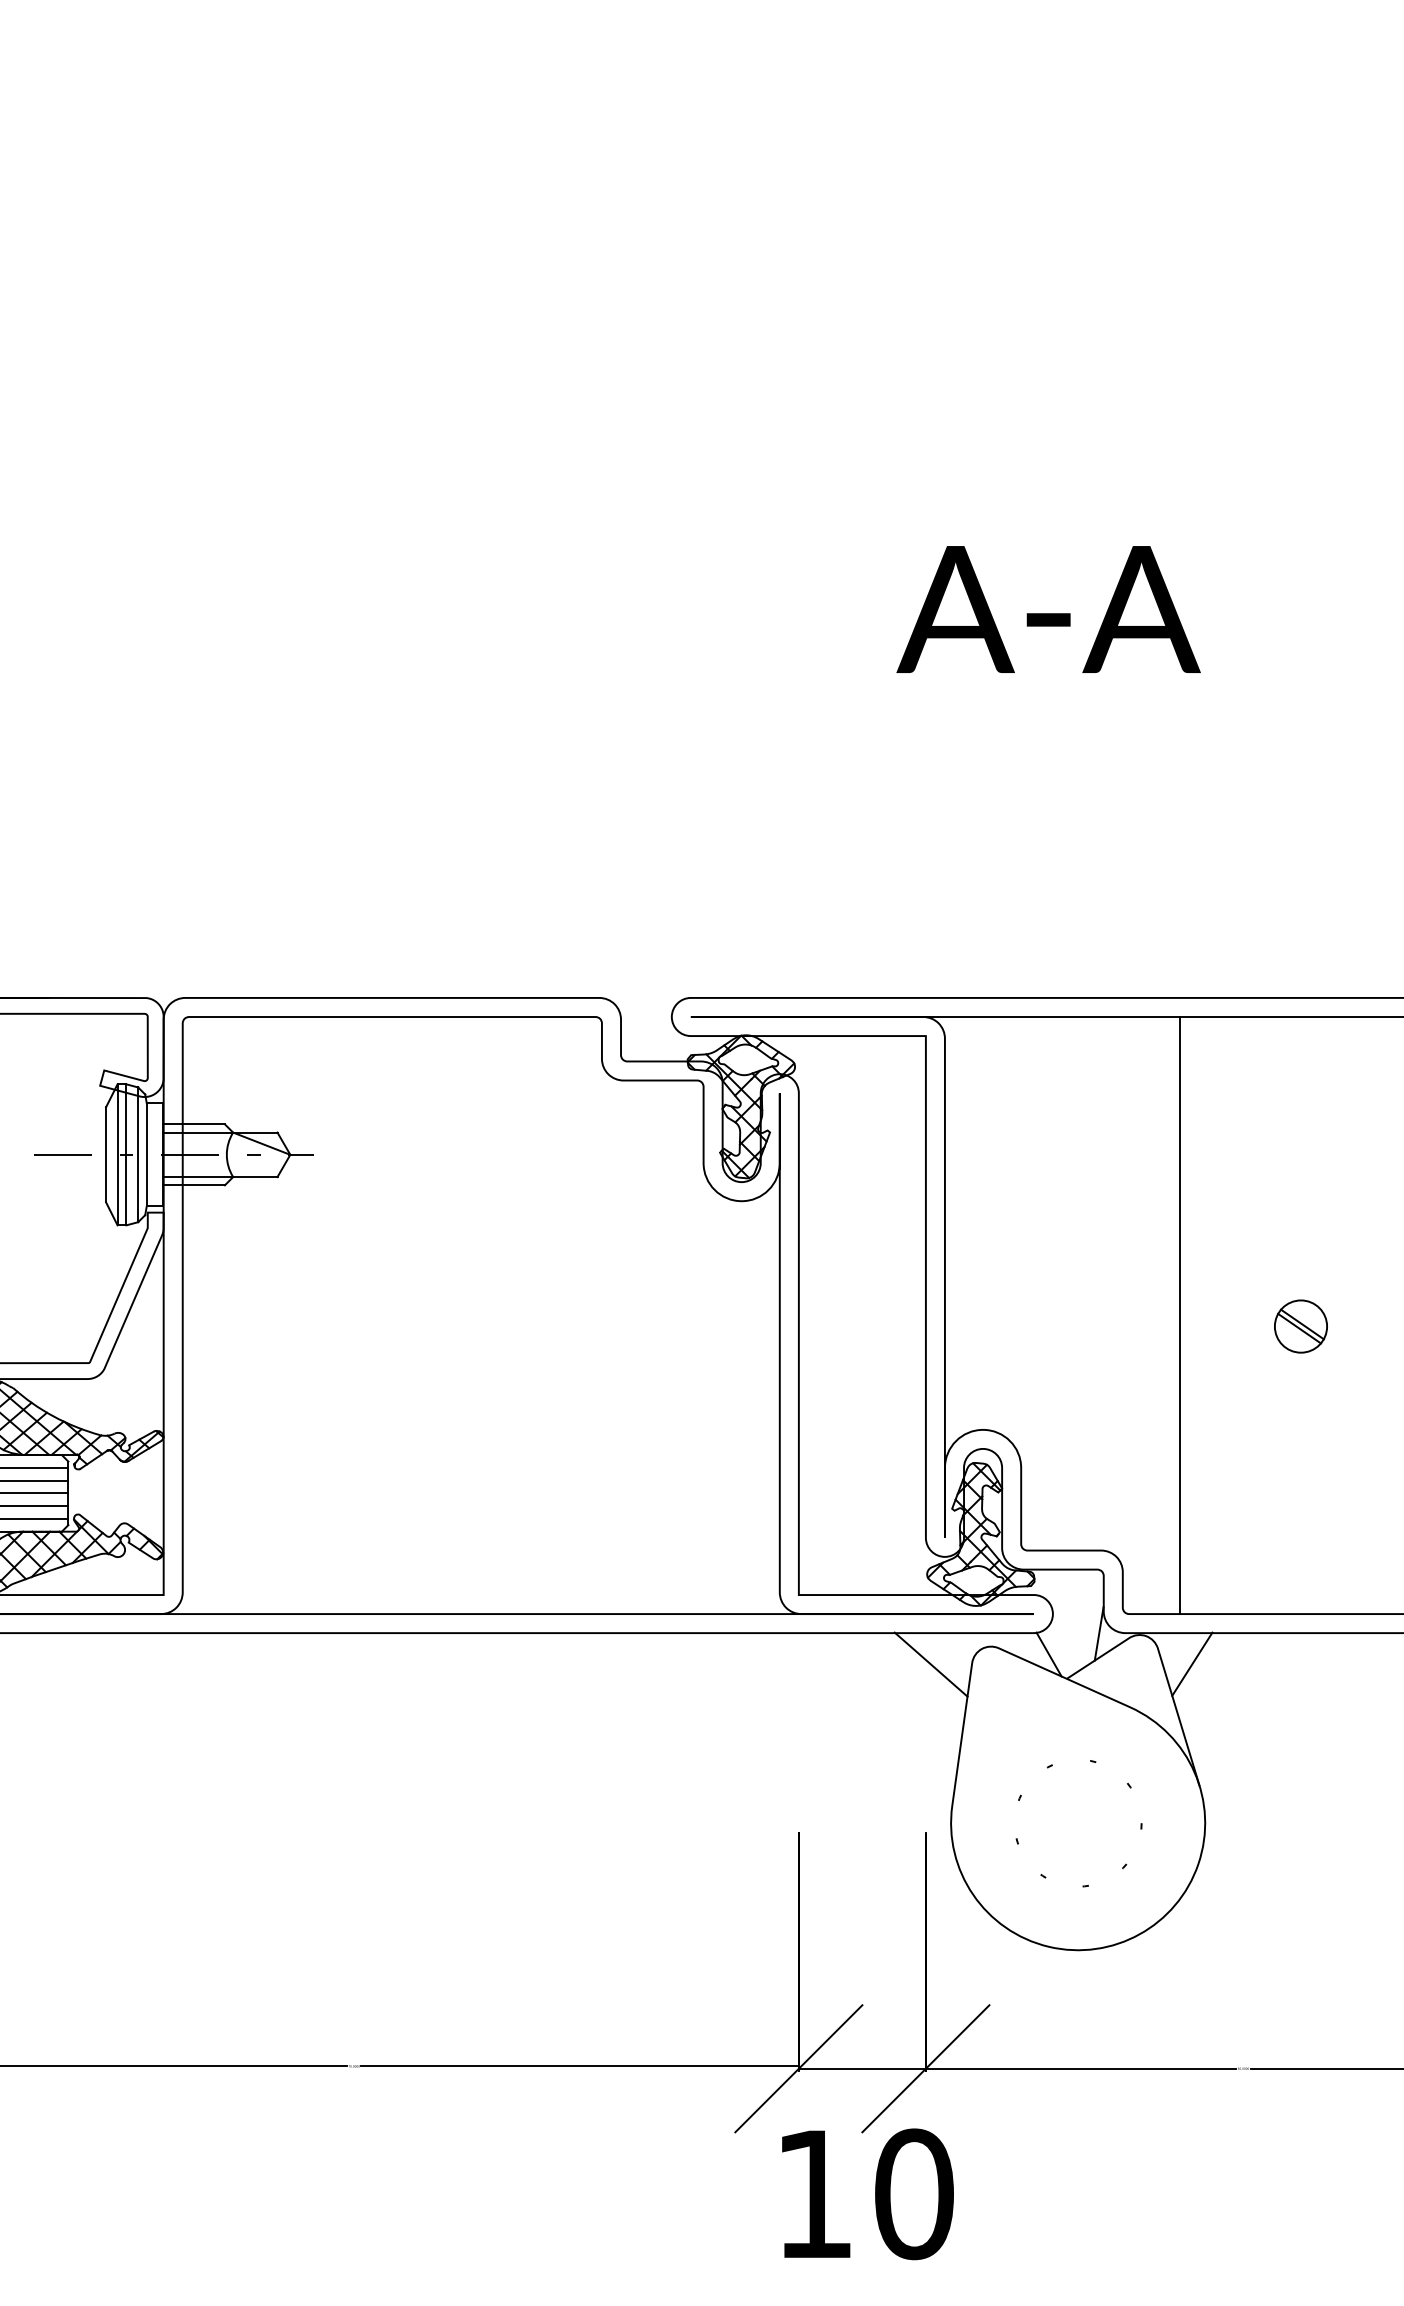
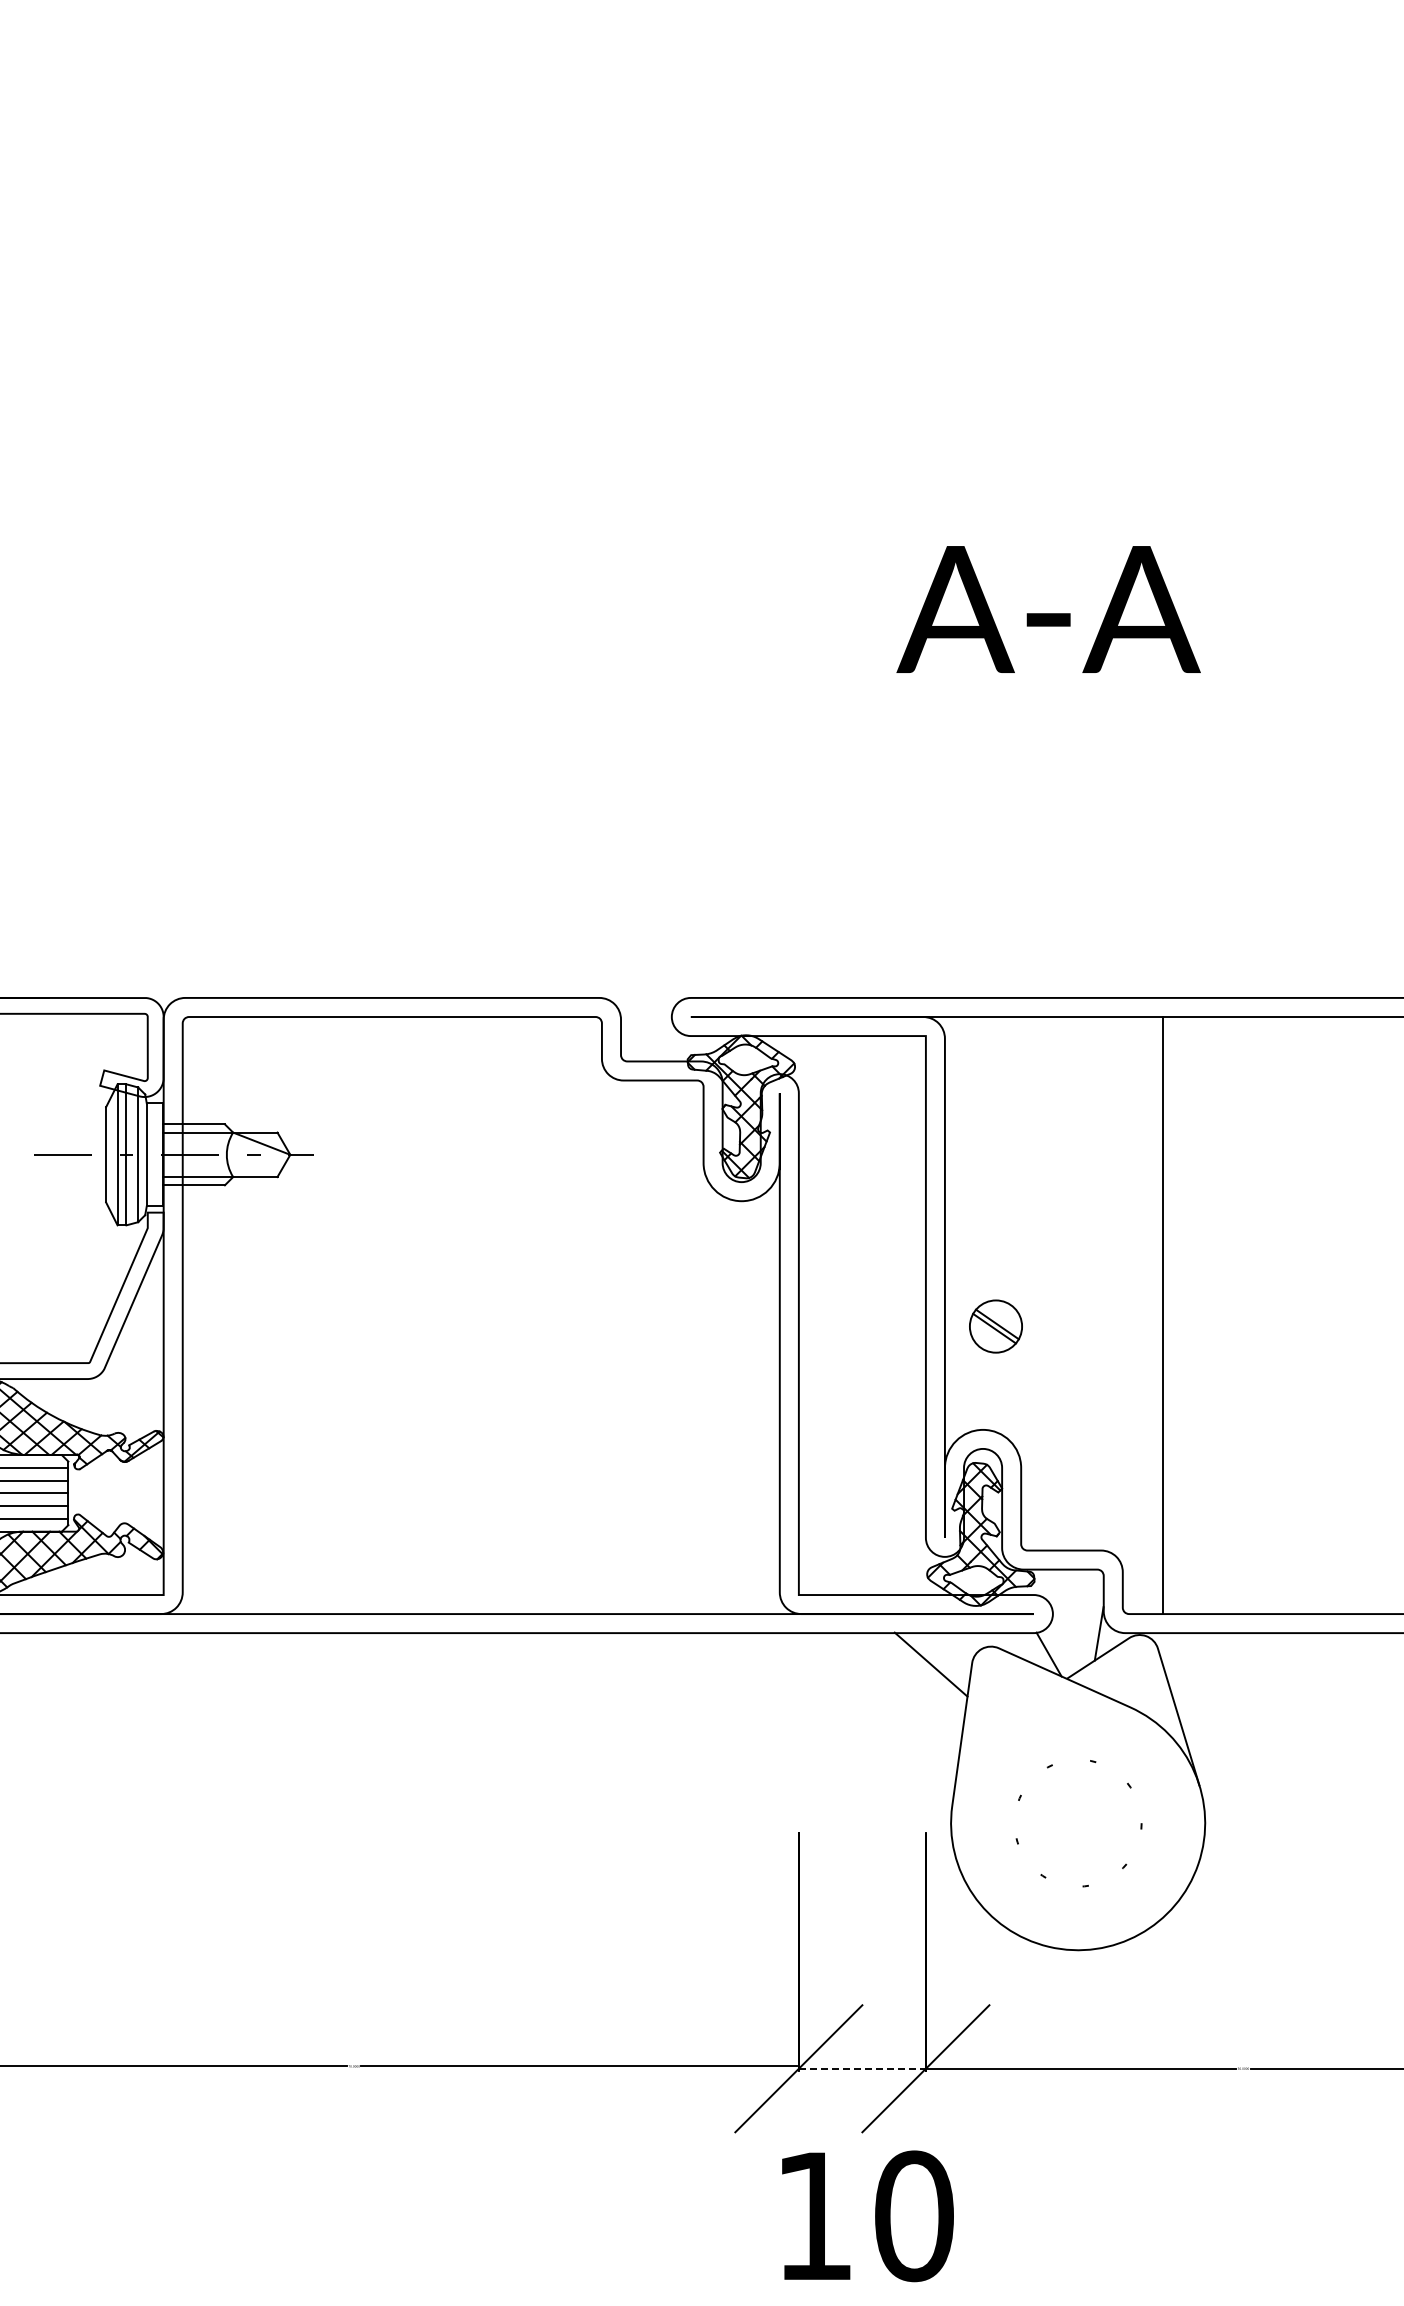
line position: (1179, 1315) -> (1162, 1315) (1162, 1315)
part position: (1300, 1326) -> (995, 1326) (995, 1326)
line: present -> none (1192, 1663)
line: solid -> dashed (862, 2068)
text position: (867, 2194) -> (867, 2216) (867, 2216)
